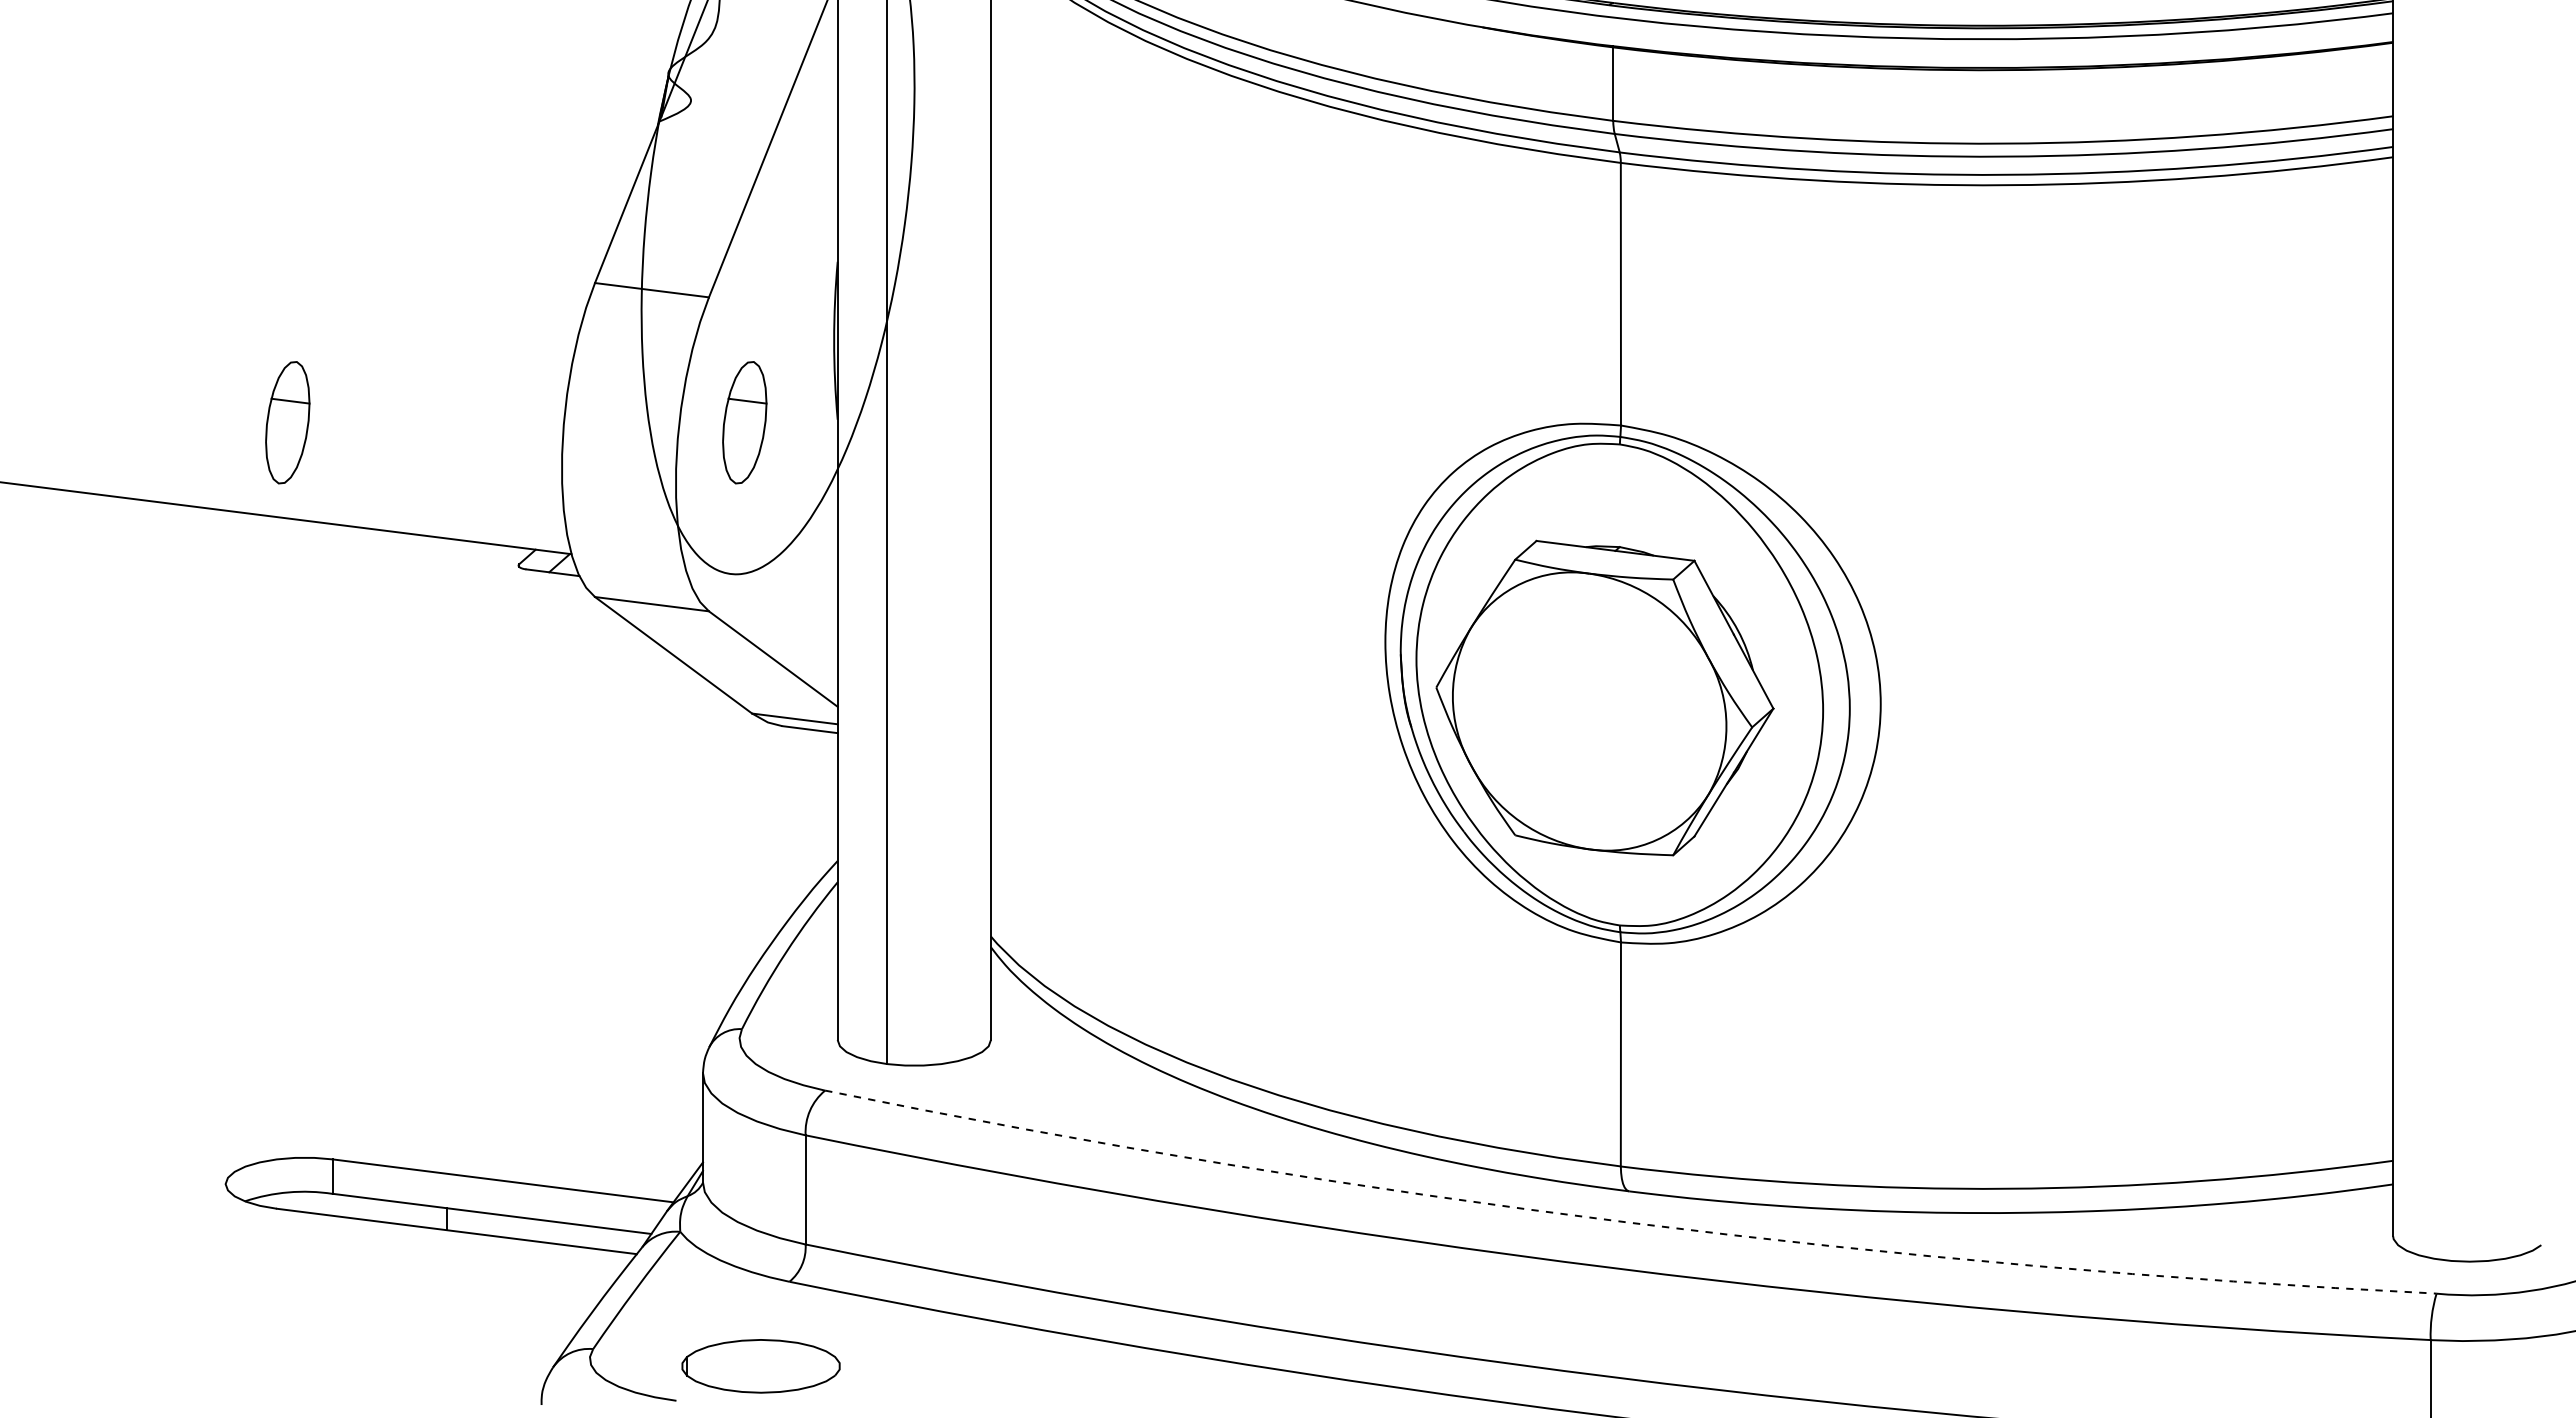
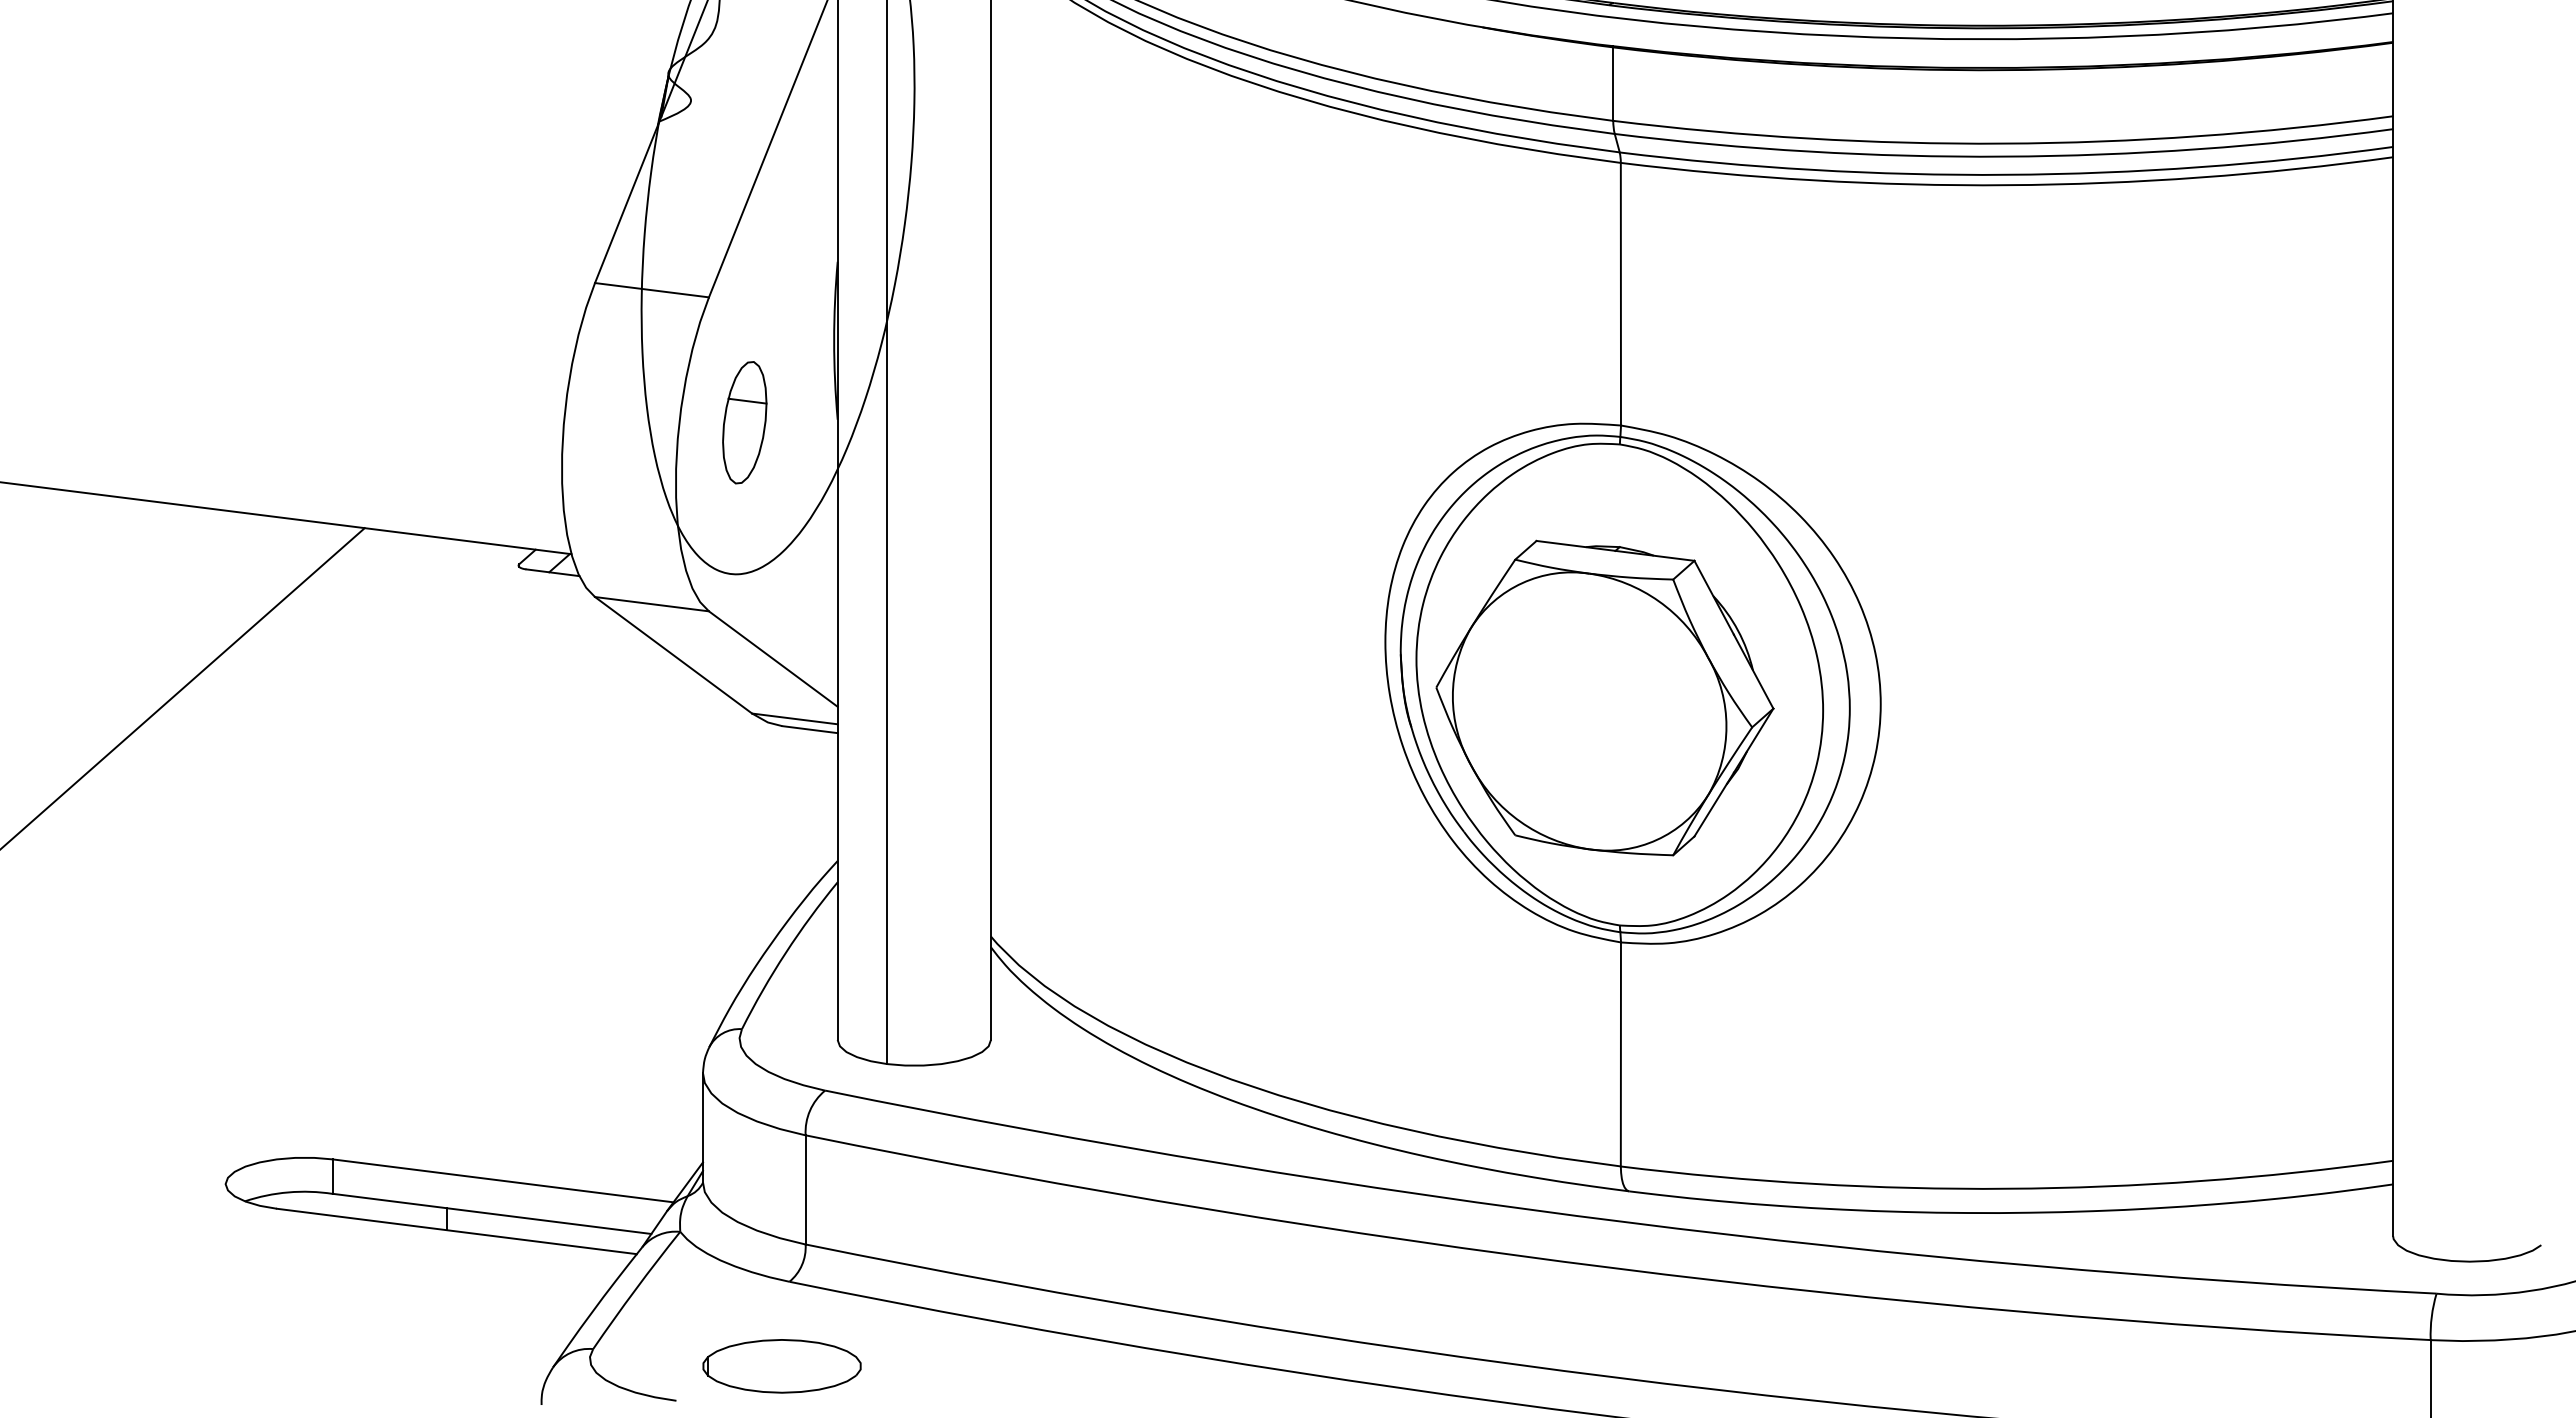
part: present -> none (287, 422)
line: none -> present (183, 687)
arc: dashed -> solid (1627, 1222)
part position: (760, 1366) -> (781, 1366) (781, 1366)
